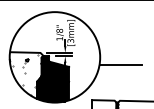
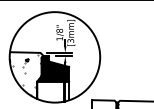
line: present -> none (120, 64)
fill: present -> none (53, 91)
